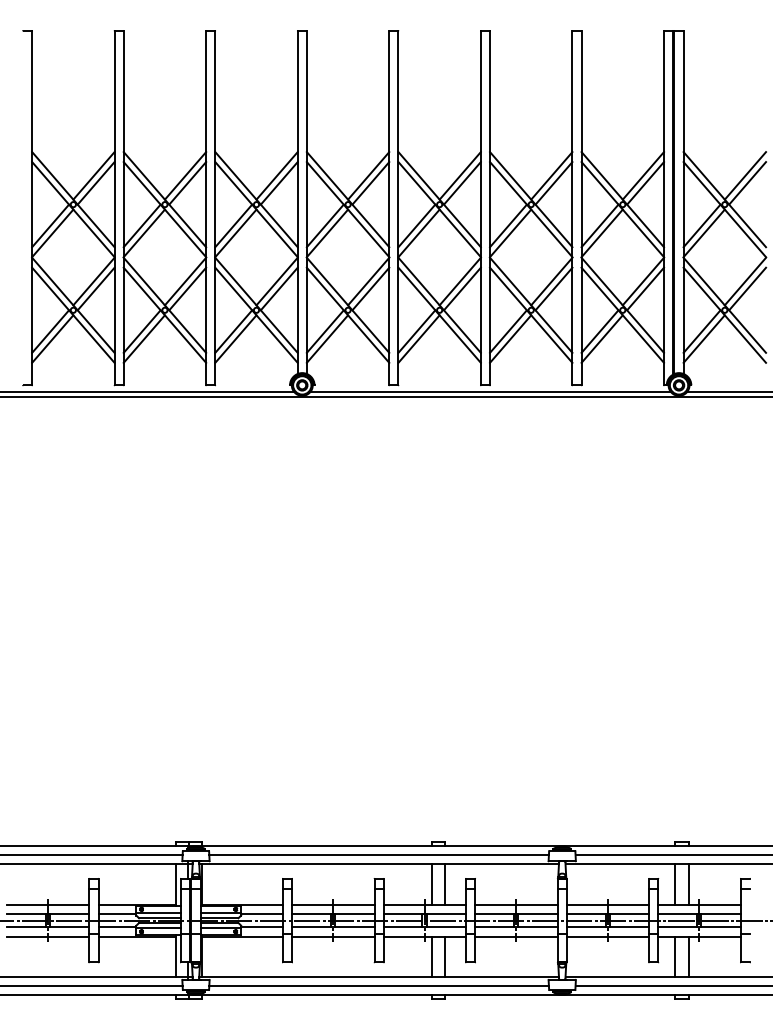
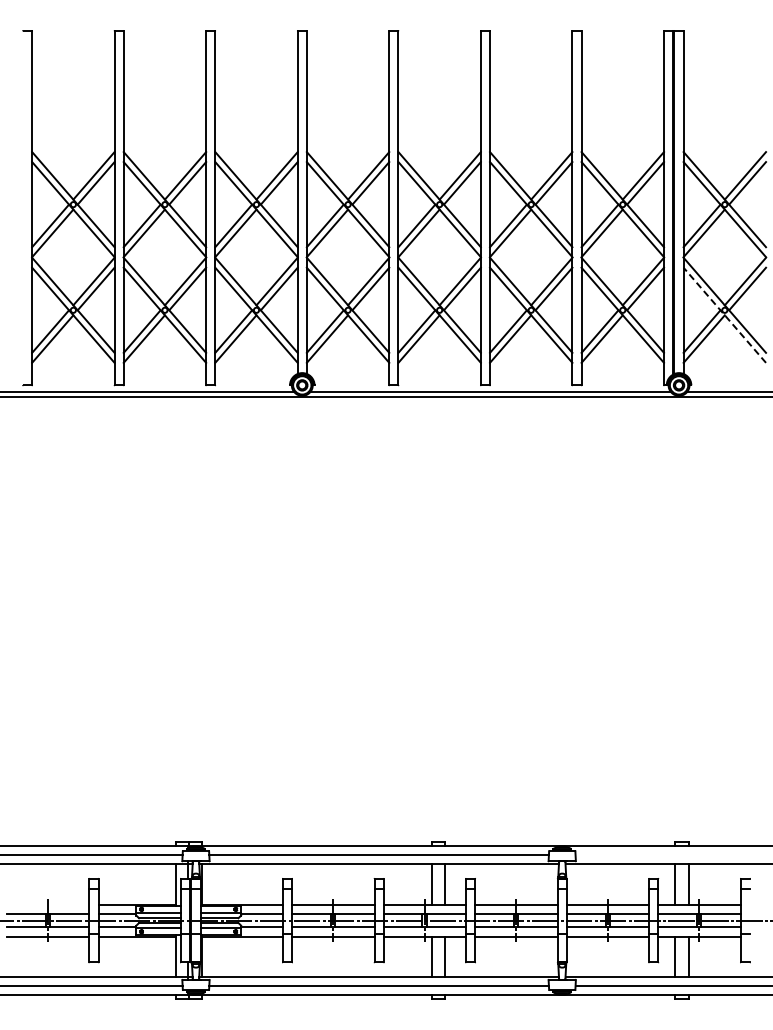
line: solid -> dashed (724, 315)
line: present -> none (672, 855)
line: present -> none (47, 904)
